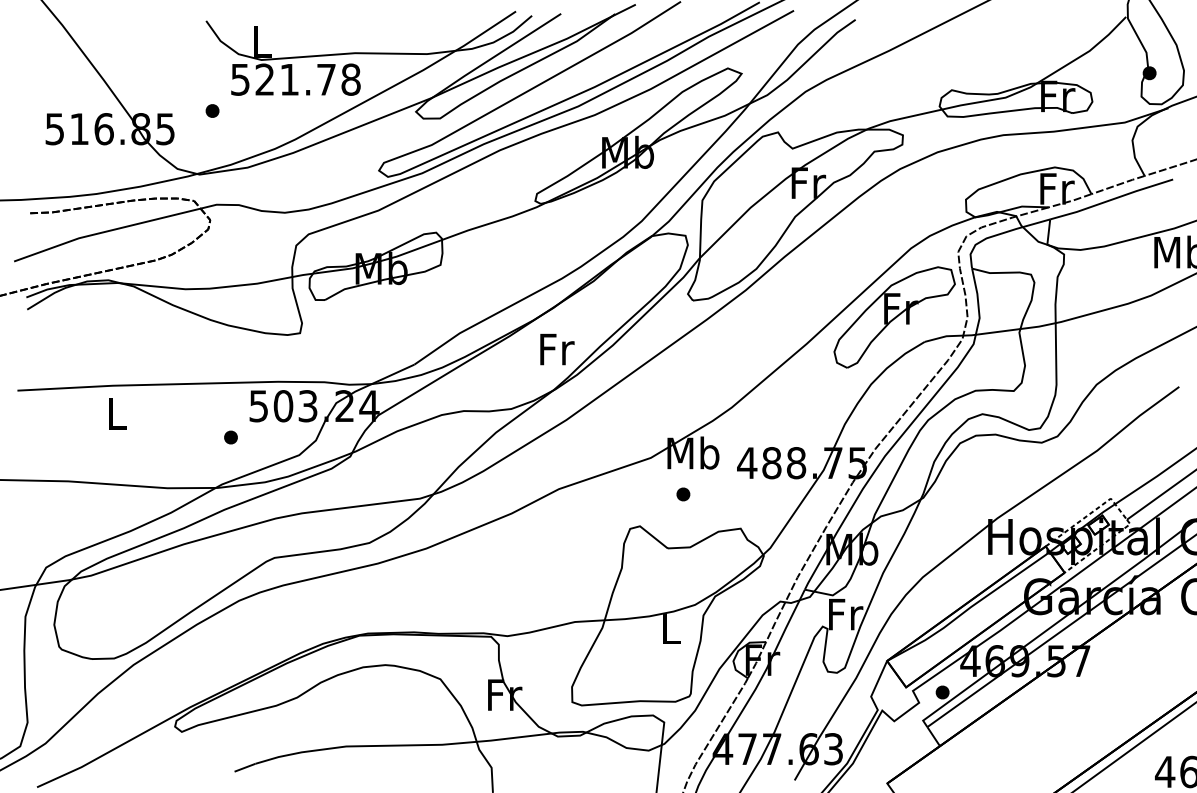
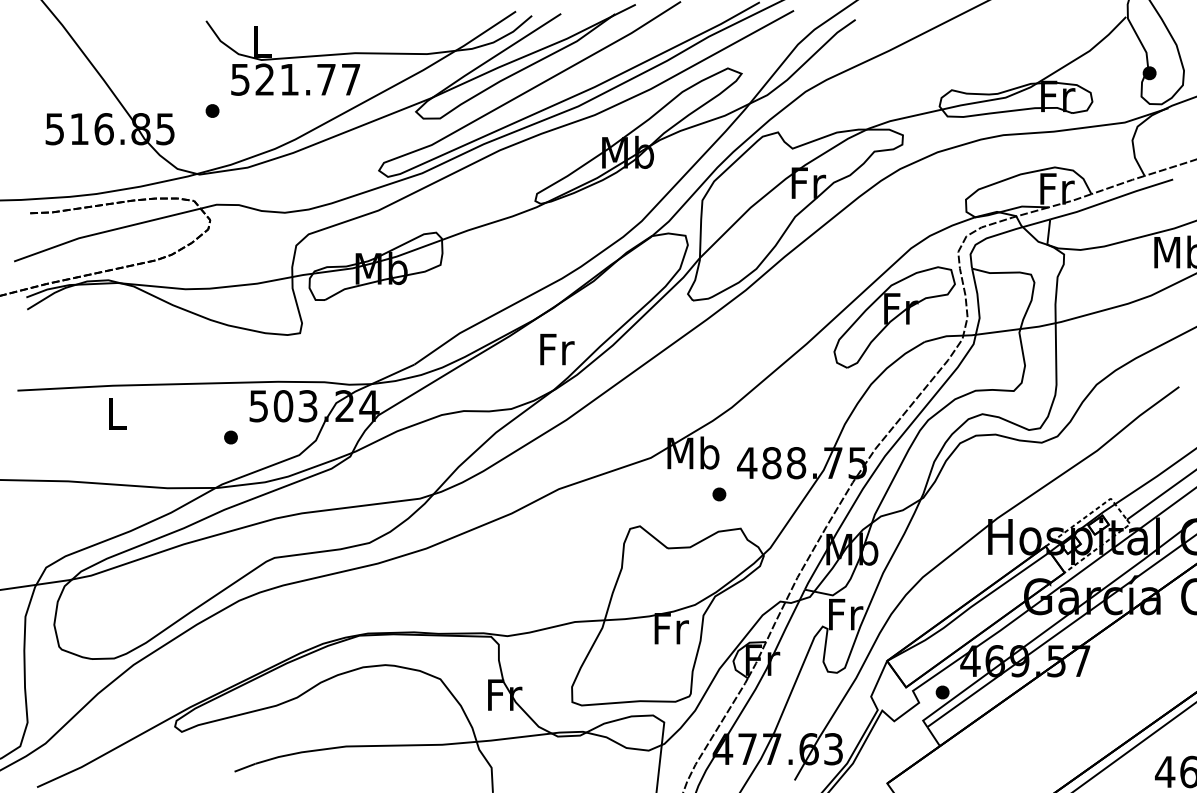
text: 521.78 -> 521.77 (350, 79)
part position: (683, 494) -> (719, 494) (719, 494)
text: L -> Fr (671, 628)
